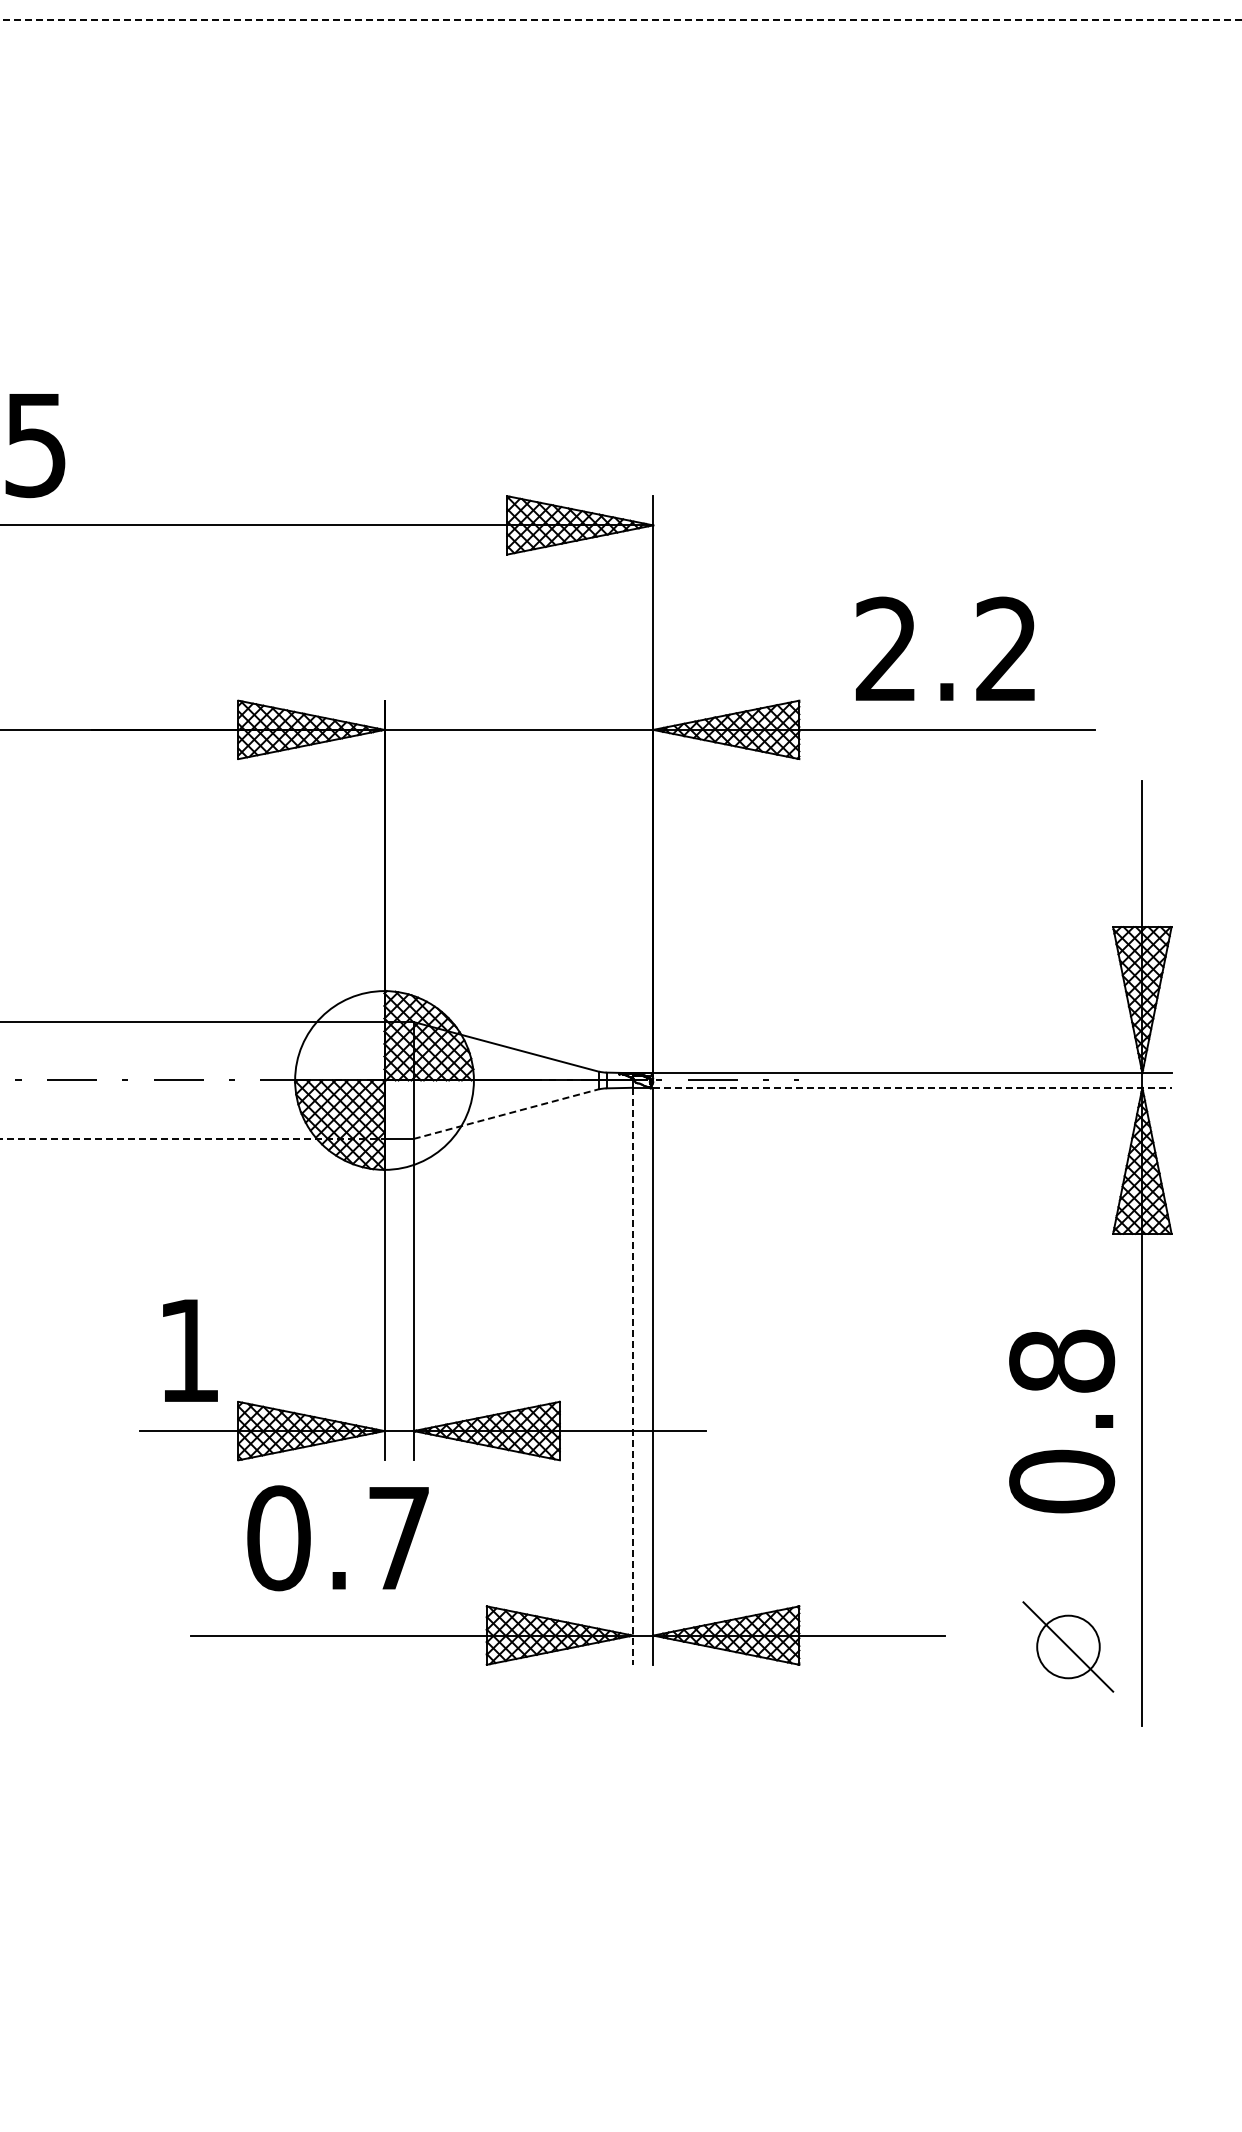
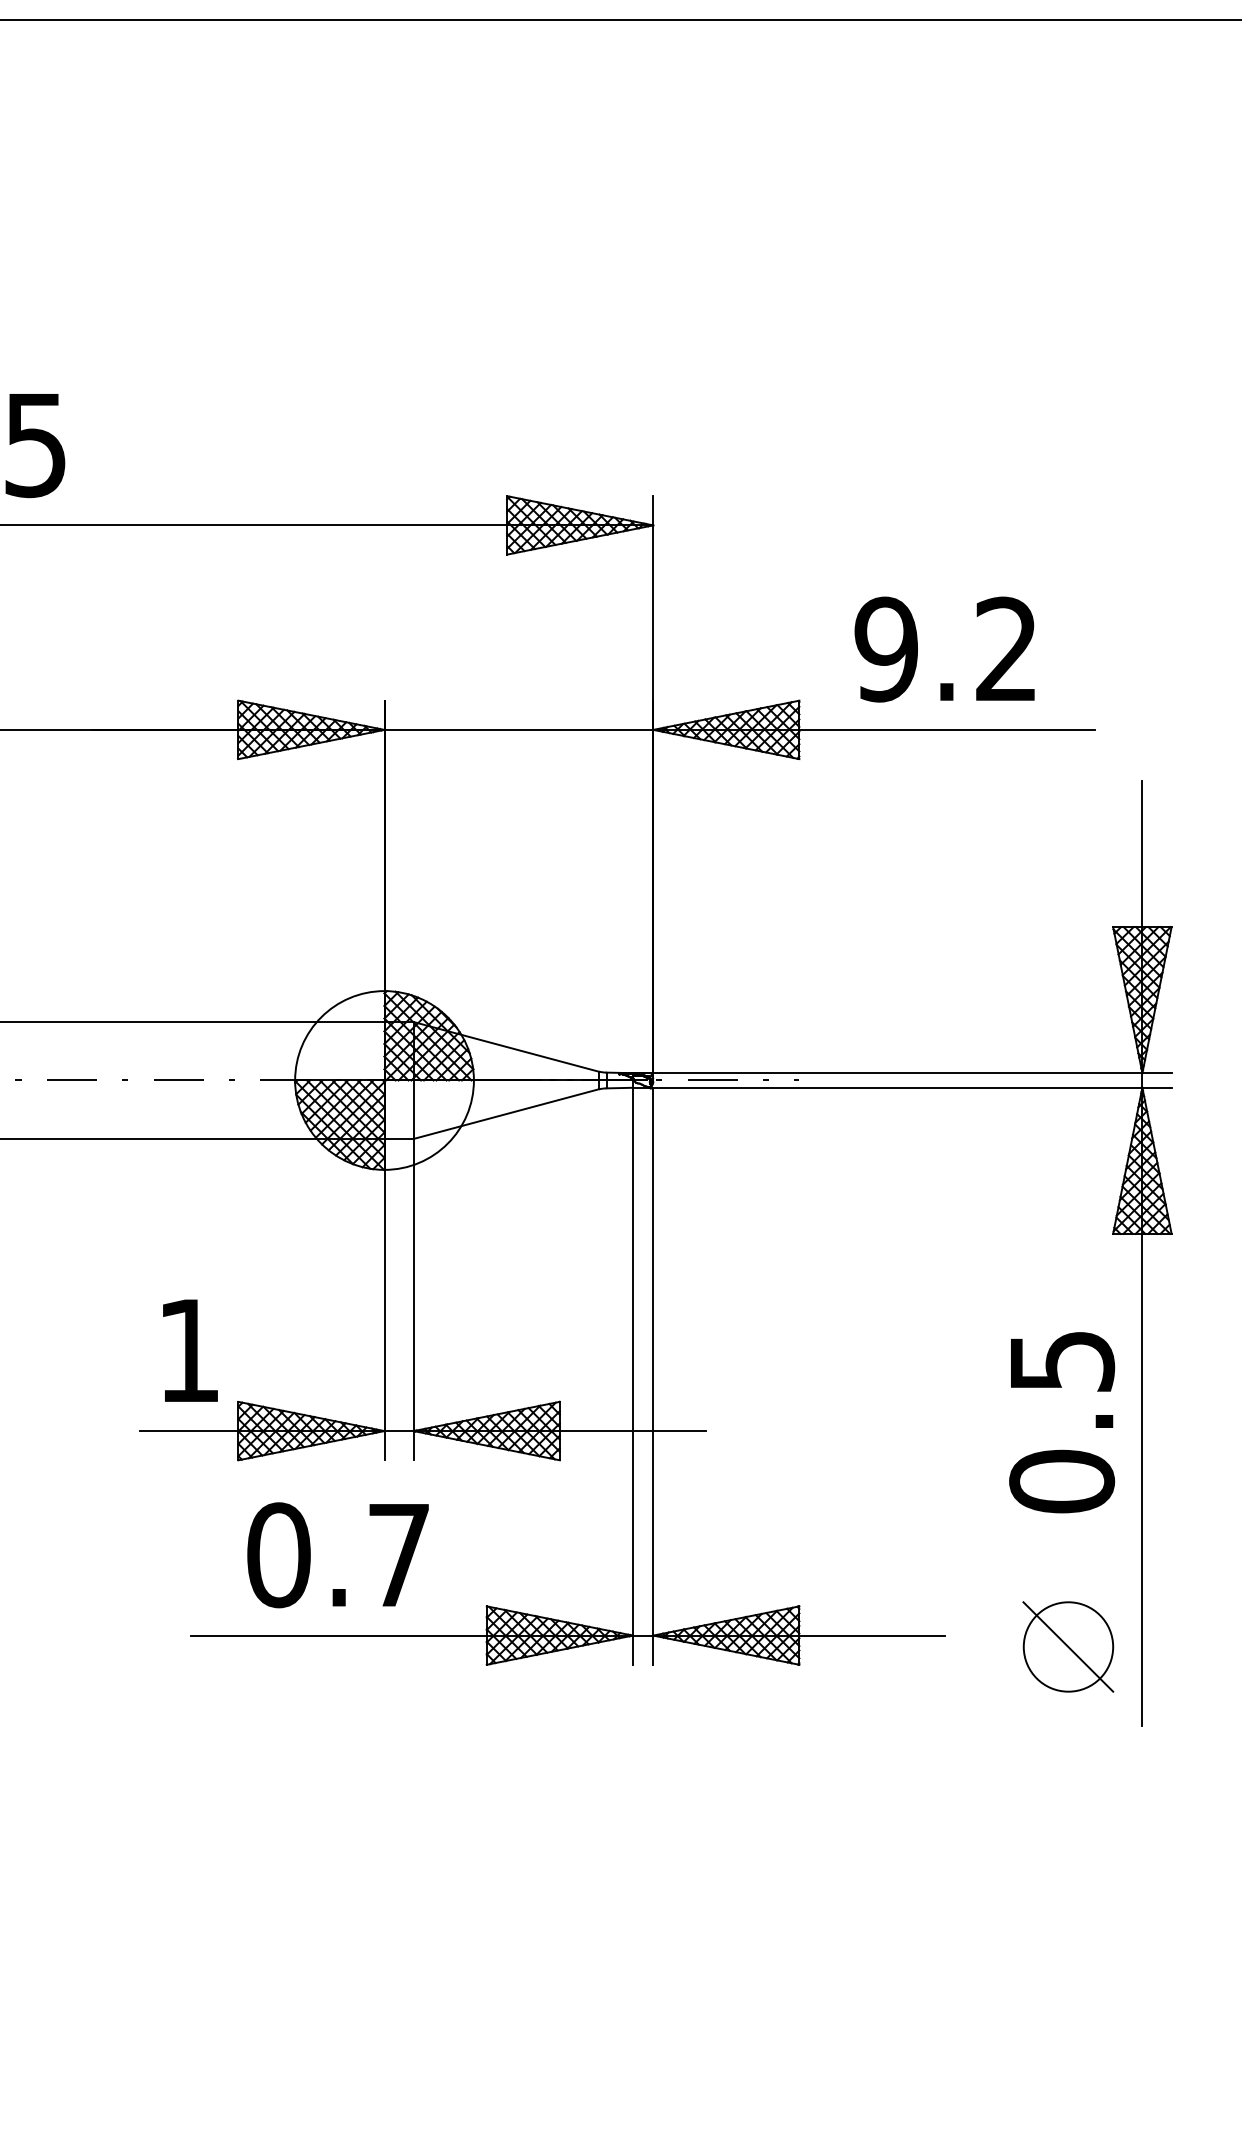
line: dashed -> solid (620, 19)
text: 2.2 -> 9.2 (885, 649)
line: dashed -> solid (912, 1087)
line: dashed -> solid (506, 1114)
line: dashed -> solid (192, 1138)
text: 0.8 -> 0.5 (1062, 1360)
line: dashed -> solid (632, 1376)
text position: (337, 1538) -> (337, 1555) (337, 1555)
circle diameter: 63 px -> 89 px (1068, 1646)
